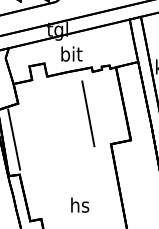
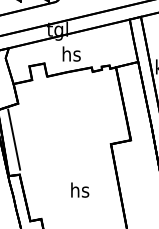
text: bit -> hs (71, 53)
line: present -> none (88, 113)
text position: (80, 204) -> (80, 189) (80, 189)
